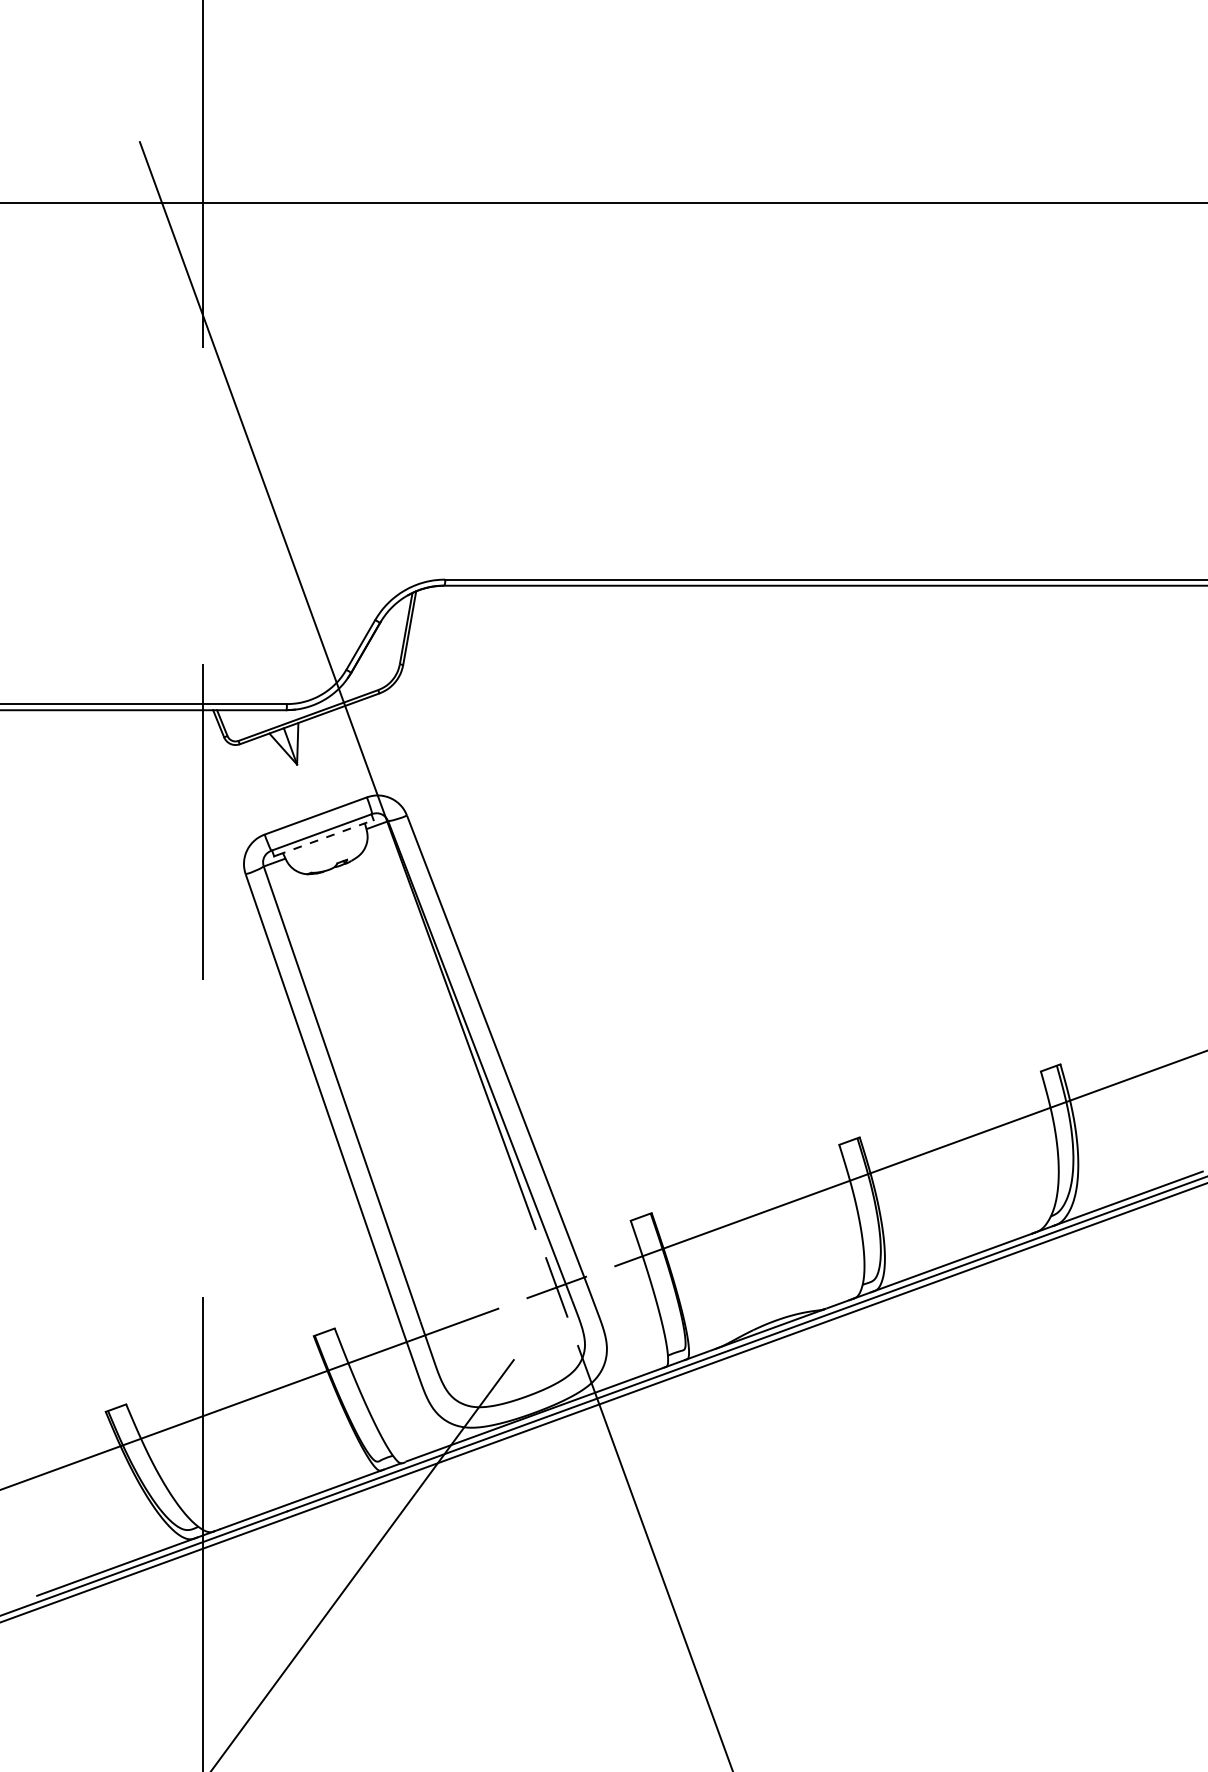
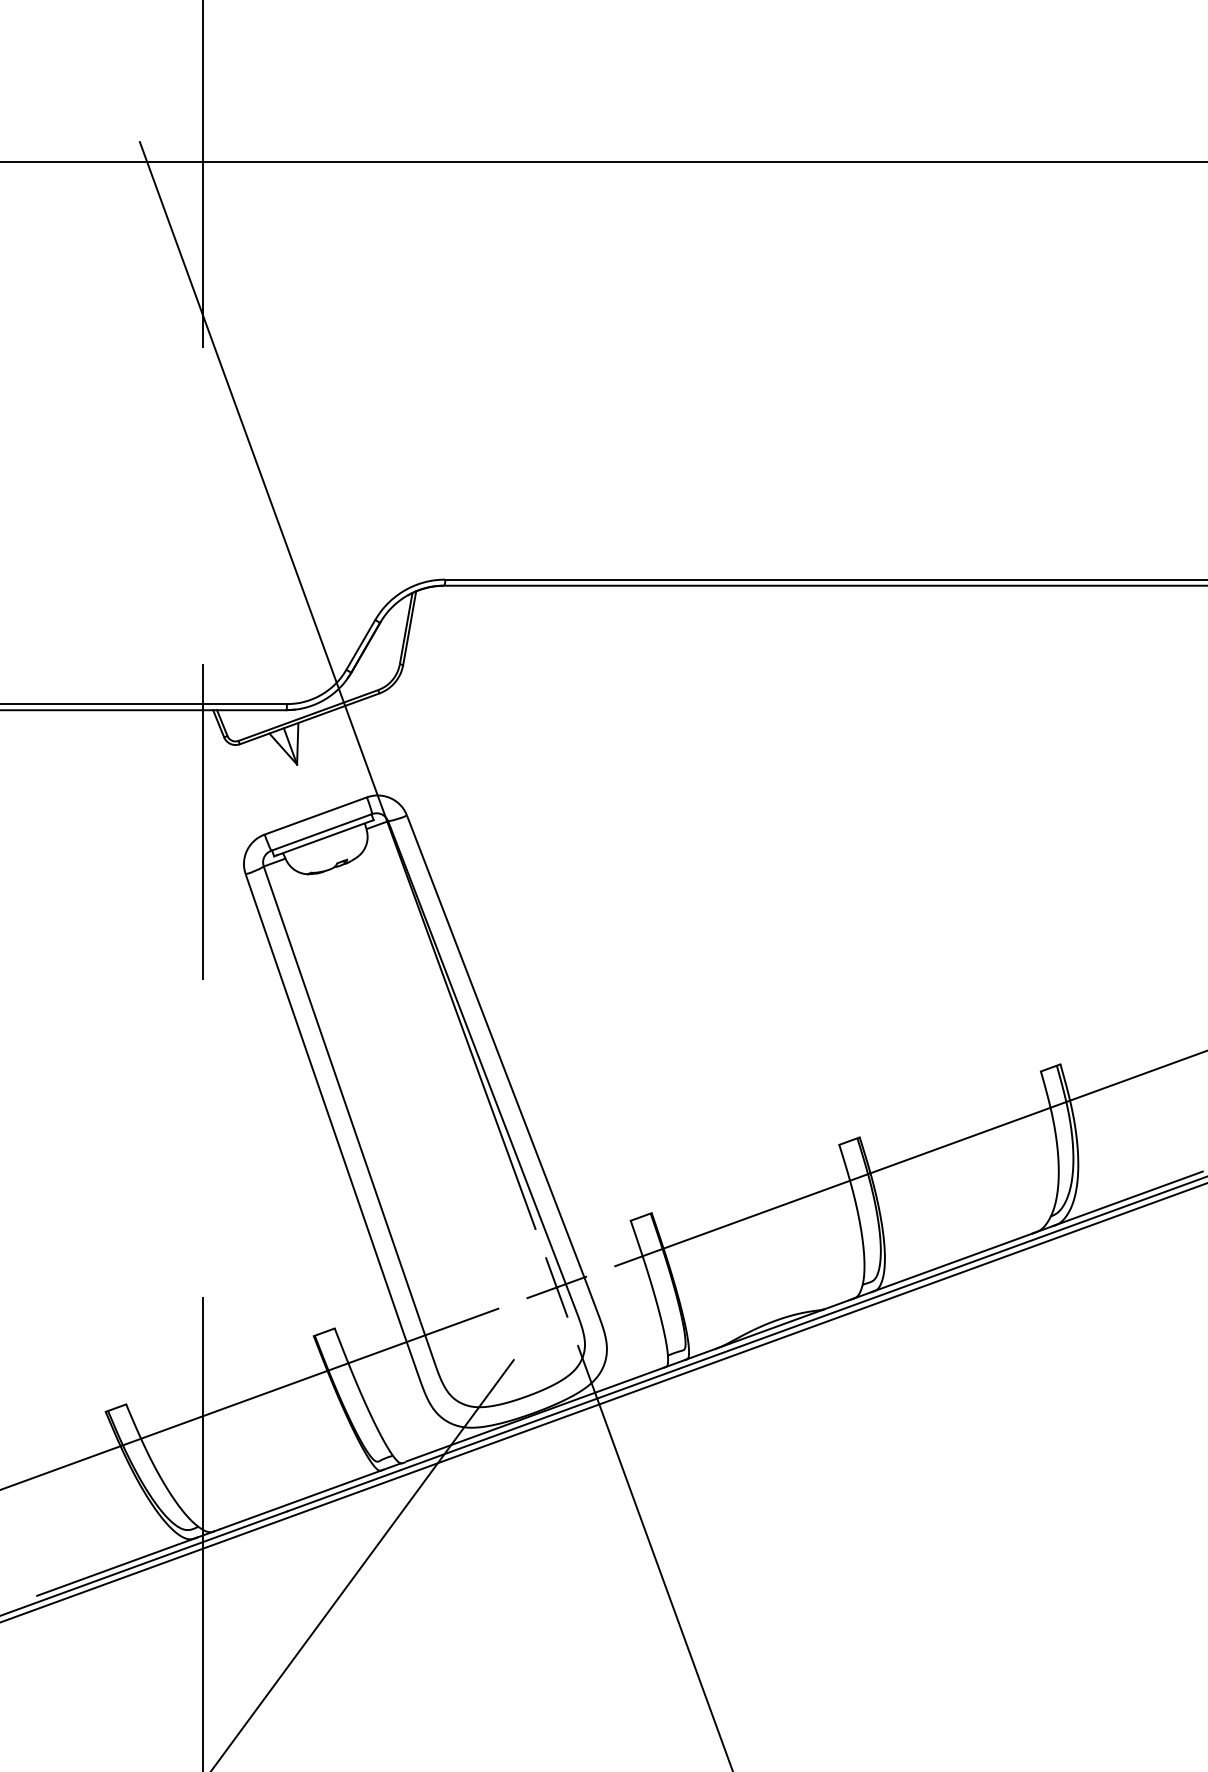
line position: (603, 203) -> (603, 162) (603, 162)
line: dashed -> solid (325, 837)
